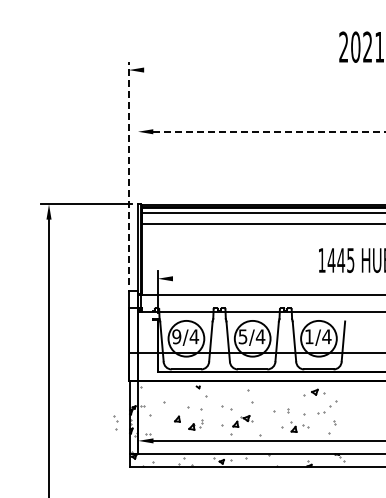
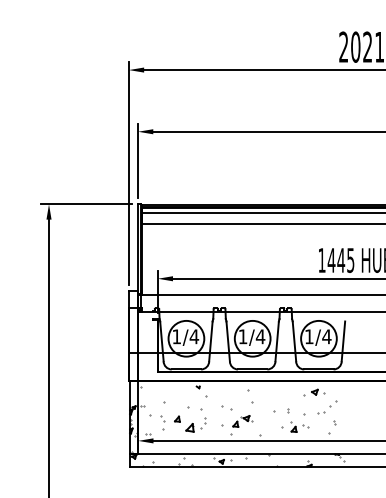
line: none -> present (263, 70)
line: dashed -> solid (269, 131)
line: none -> present (138, 161)
line: dashed -> solid (128, 173)
line: none -> present (277, 278)
text: 9/4 -> 1/4 (176, 336)
text: 5/4 -> 1/4 (242, 336)
part position: (115, 422) -> (162, 422) (162, 422)
part size: 16x12 px -> 22x16 px (195, 424)
